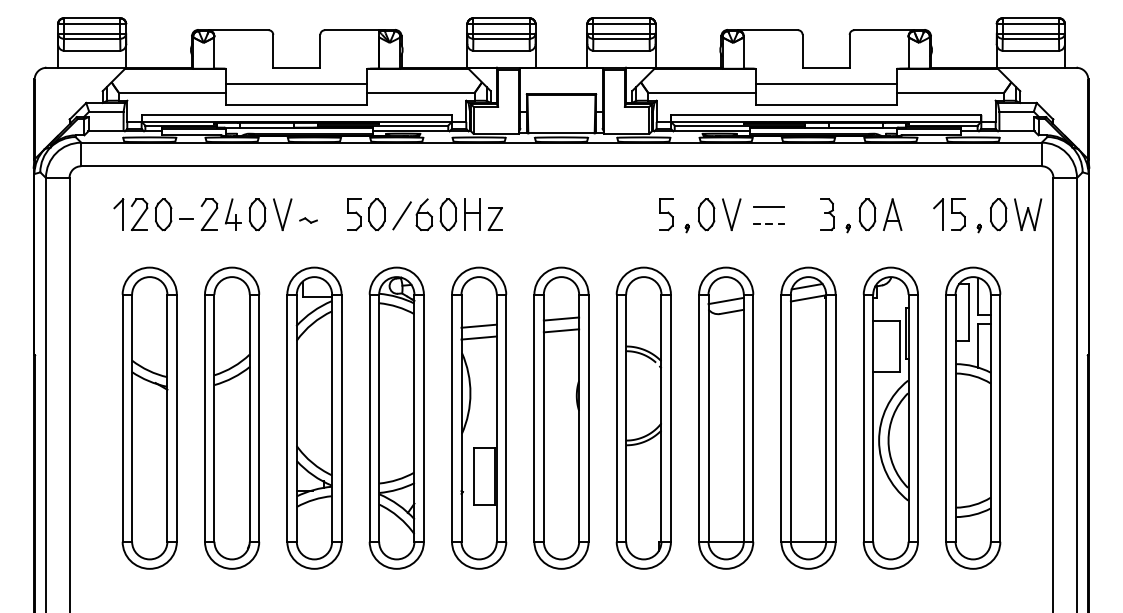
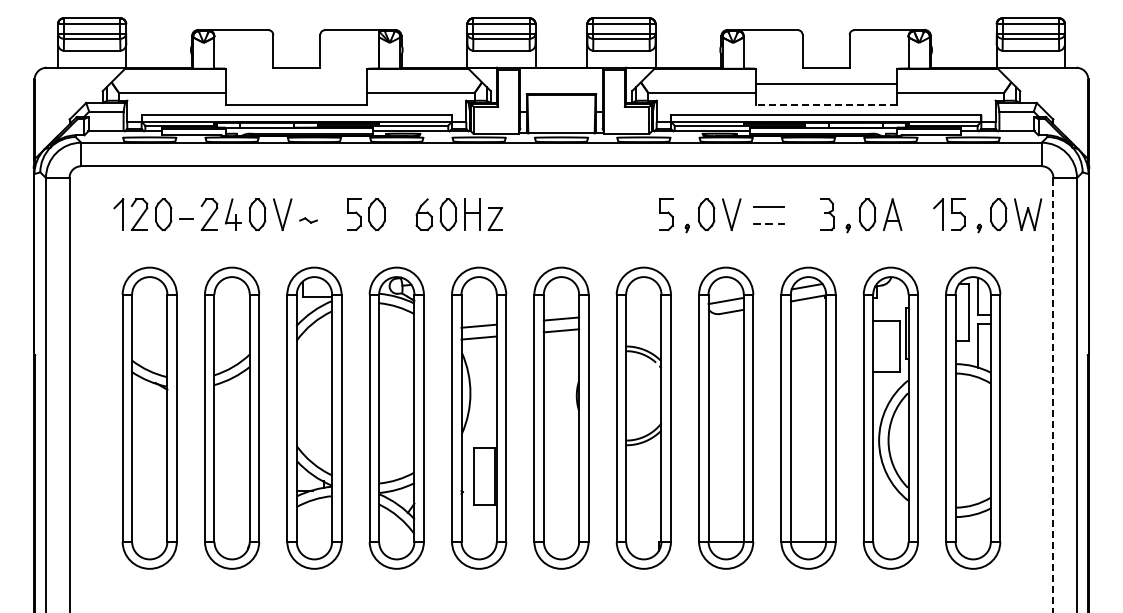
line: present -> none (296, 84)
line: solid -> dashed (826, 105)
line: present -> none (401, 215)
line: solid -> dashed (1053, 394)
